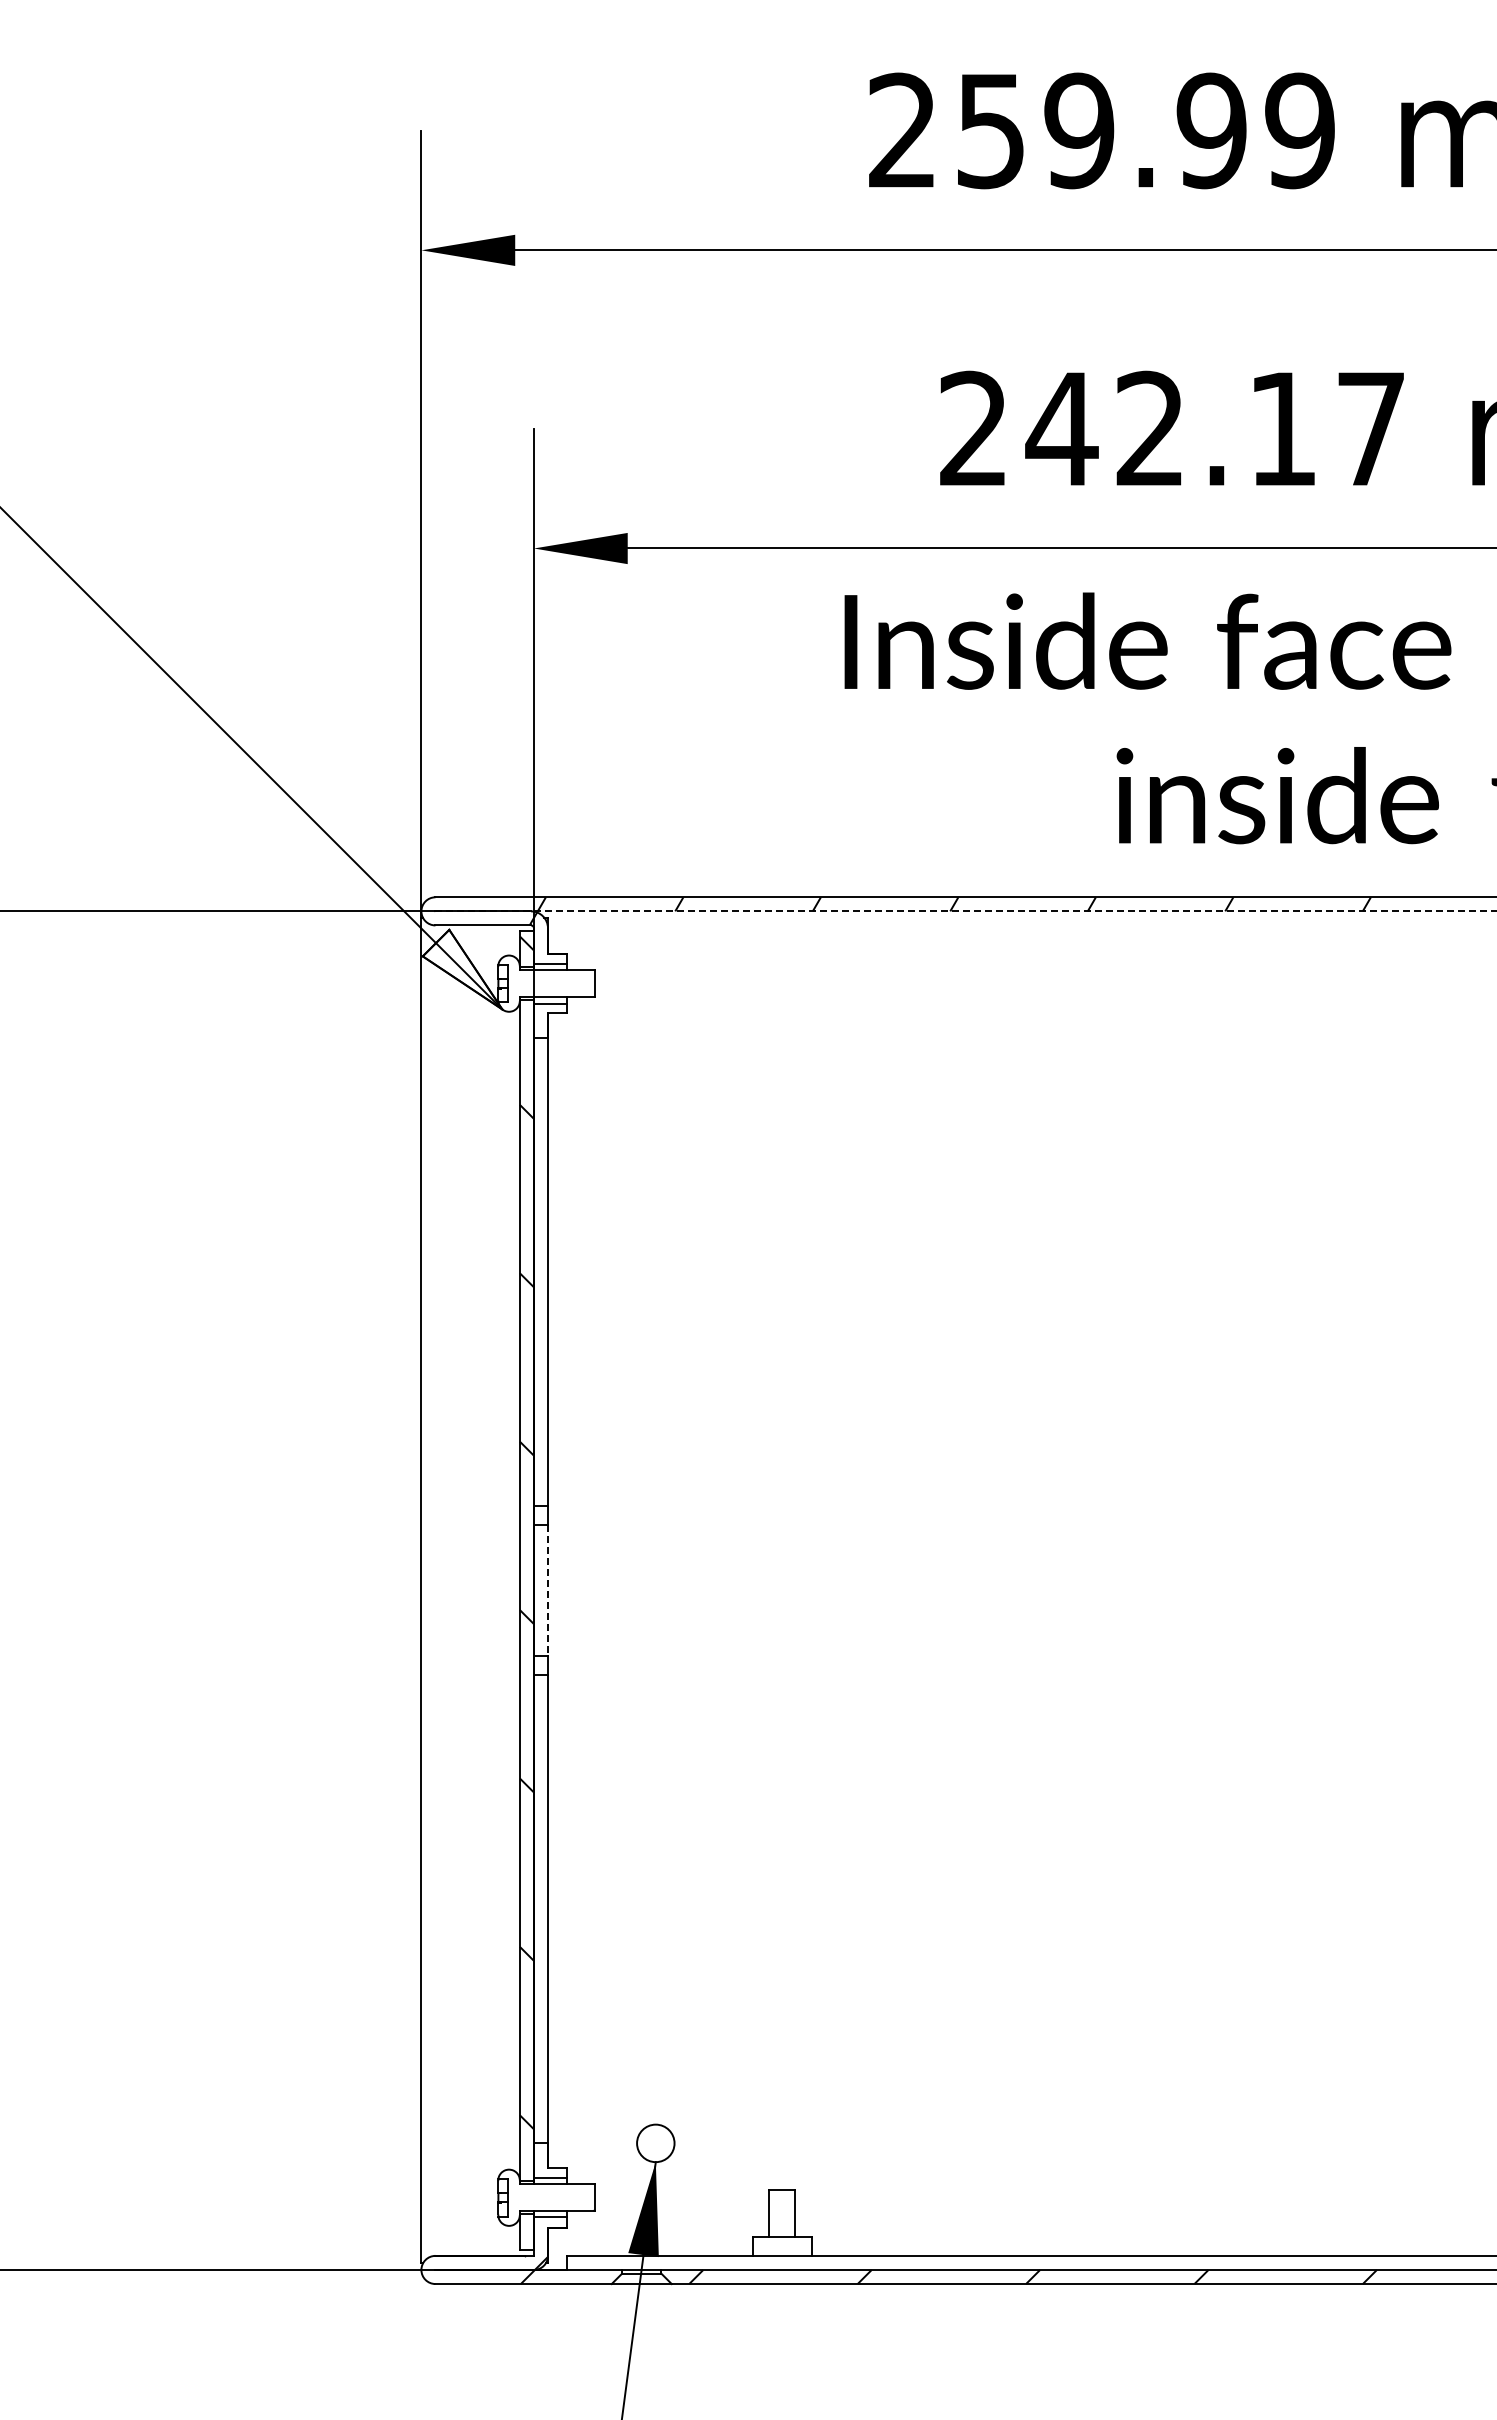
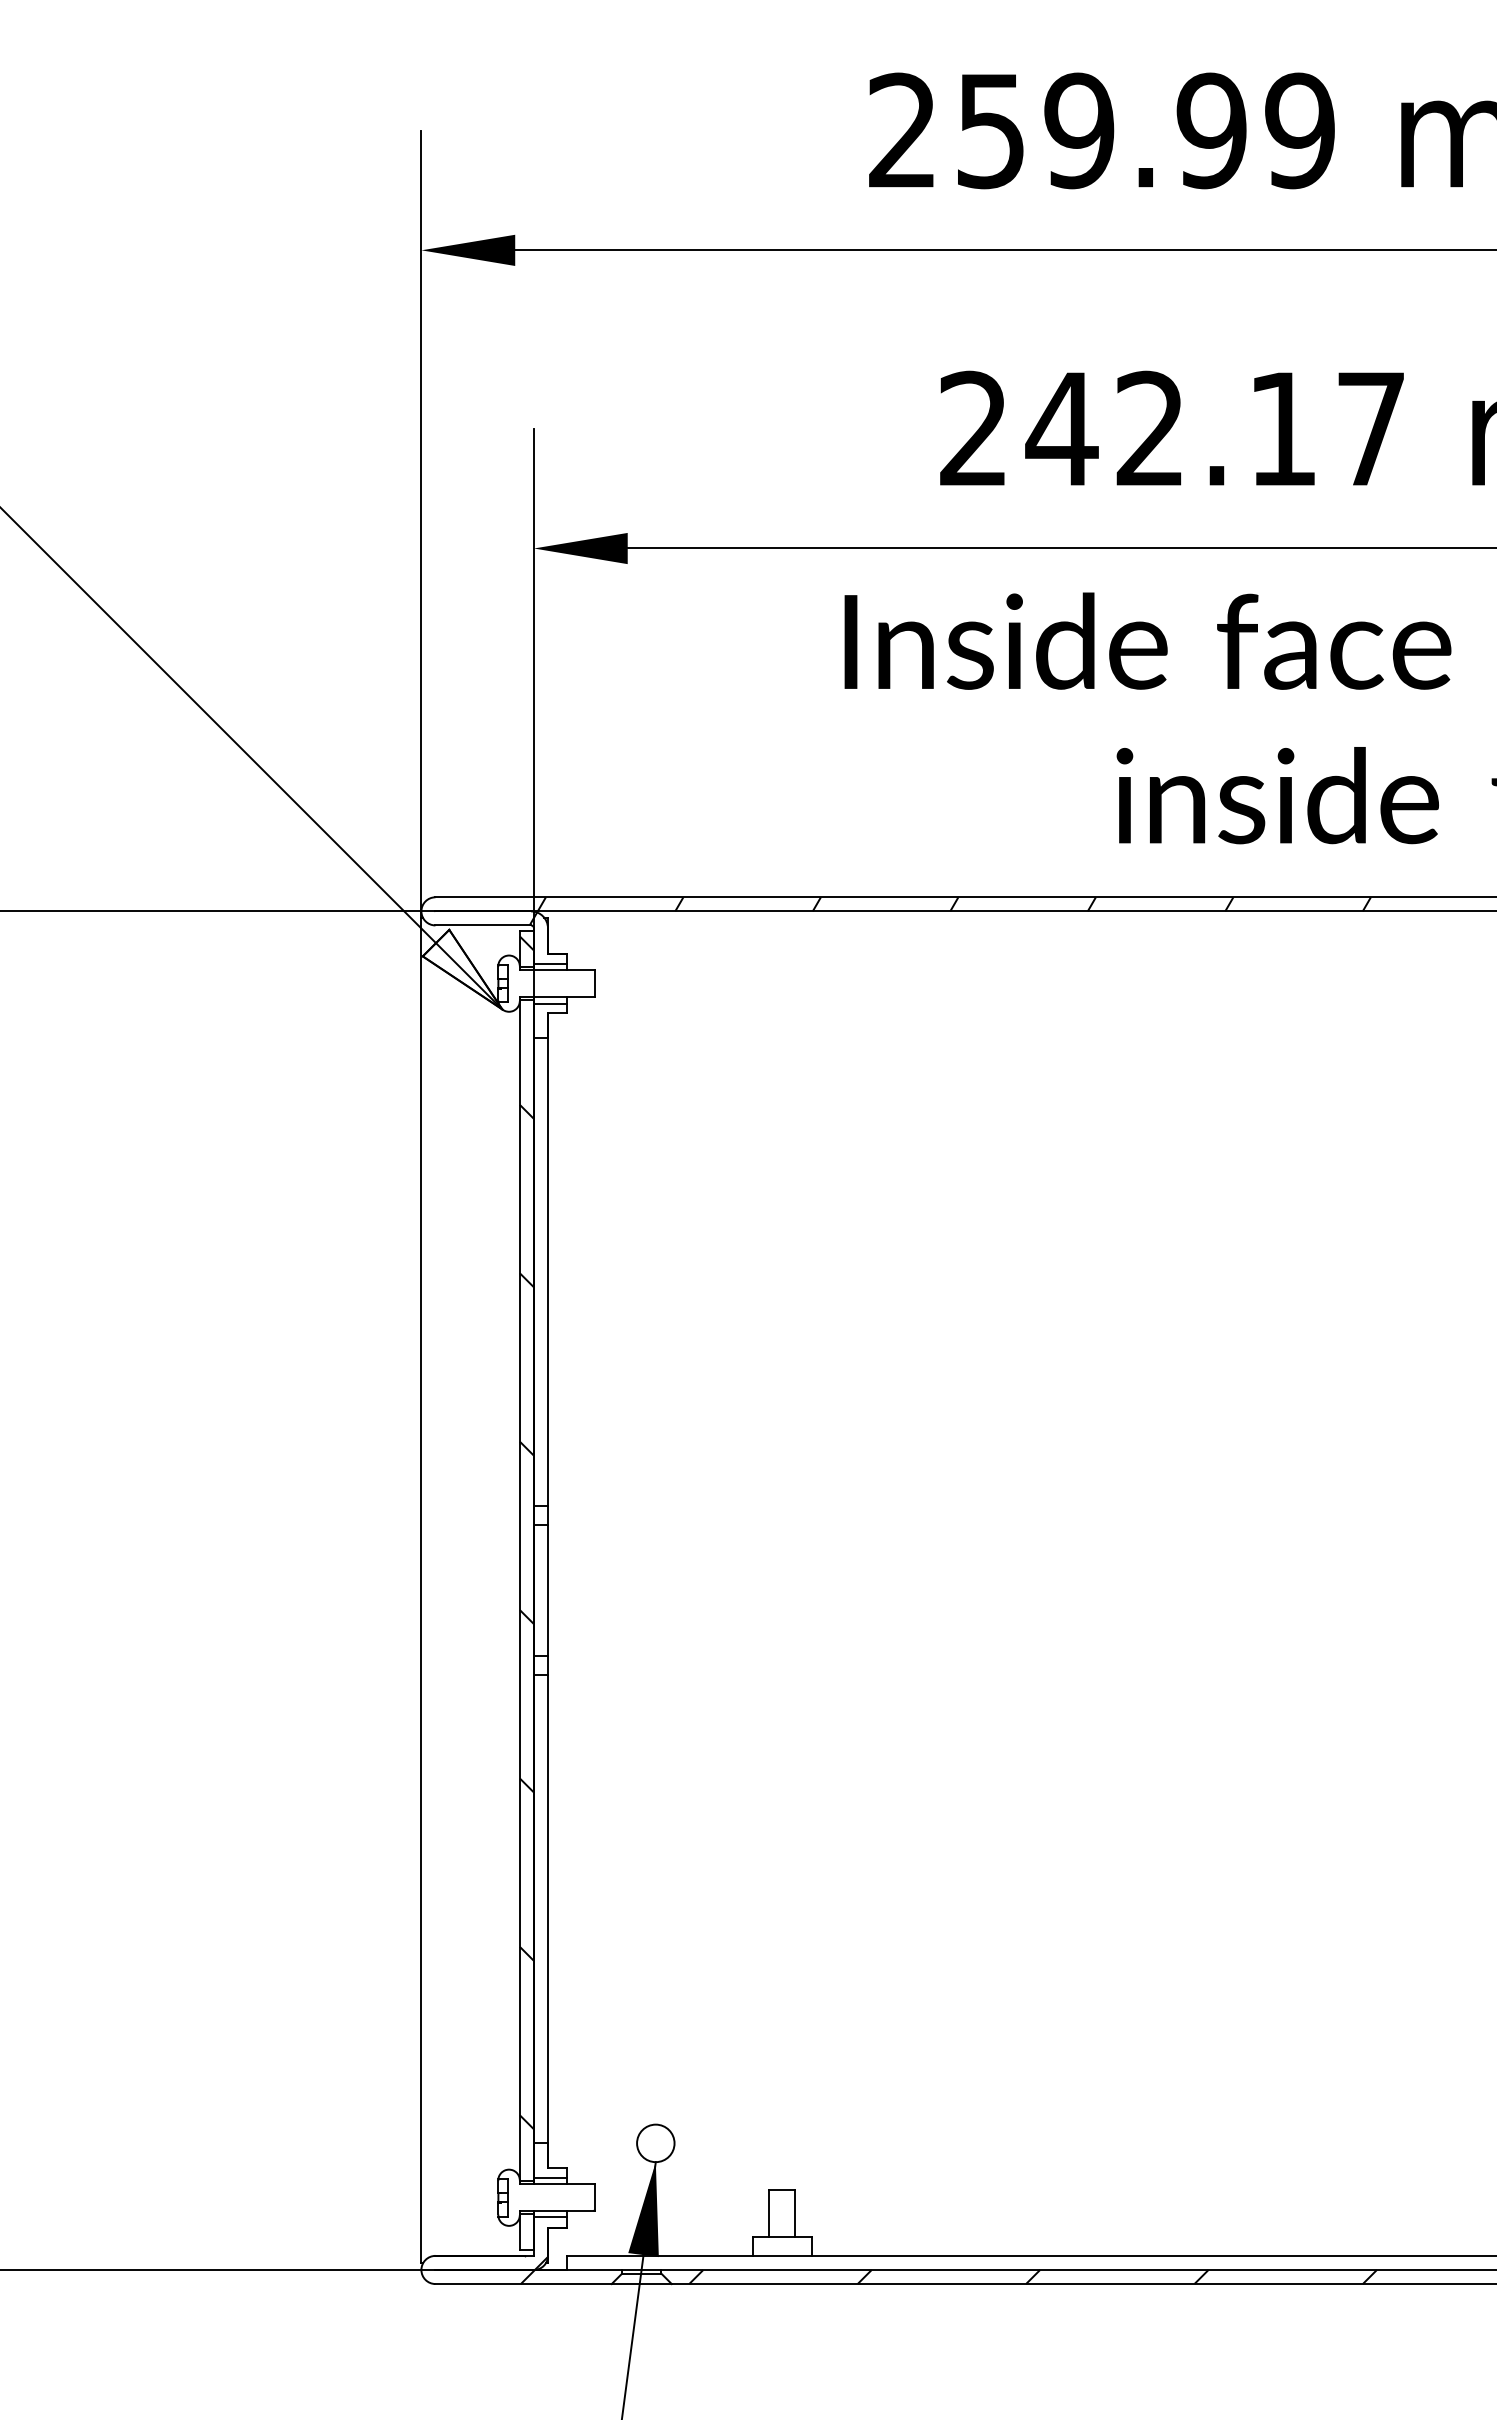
line: dashed -> solid (966, 911)
line: dashed -> solid (548, 1590)
